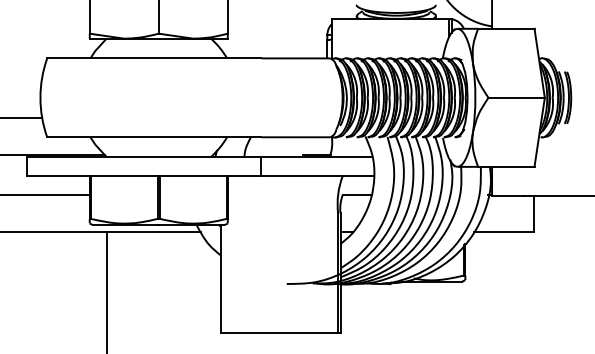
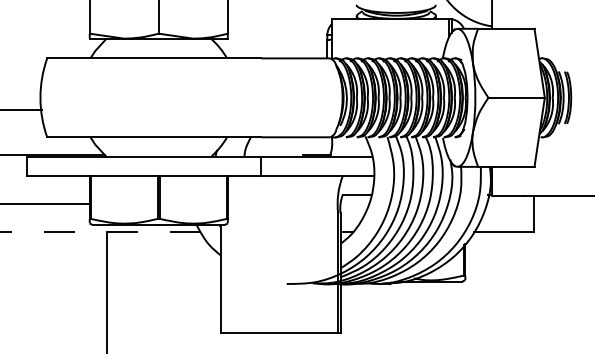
line position: (22, 117) -> (22, 109) (22, 109)
line position: (45, 194) -> (45, 203) (45, 203)
line: solid -> dashed (100, 232)
